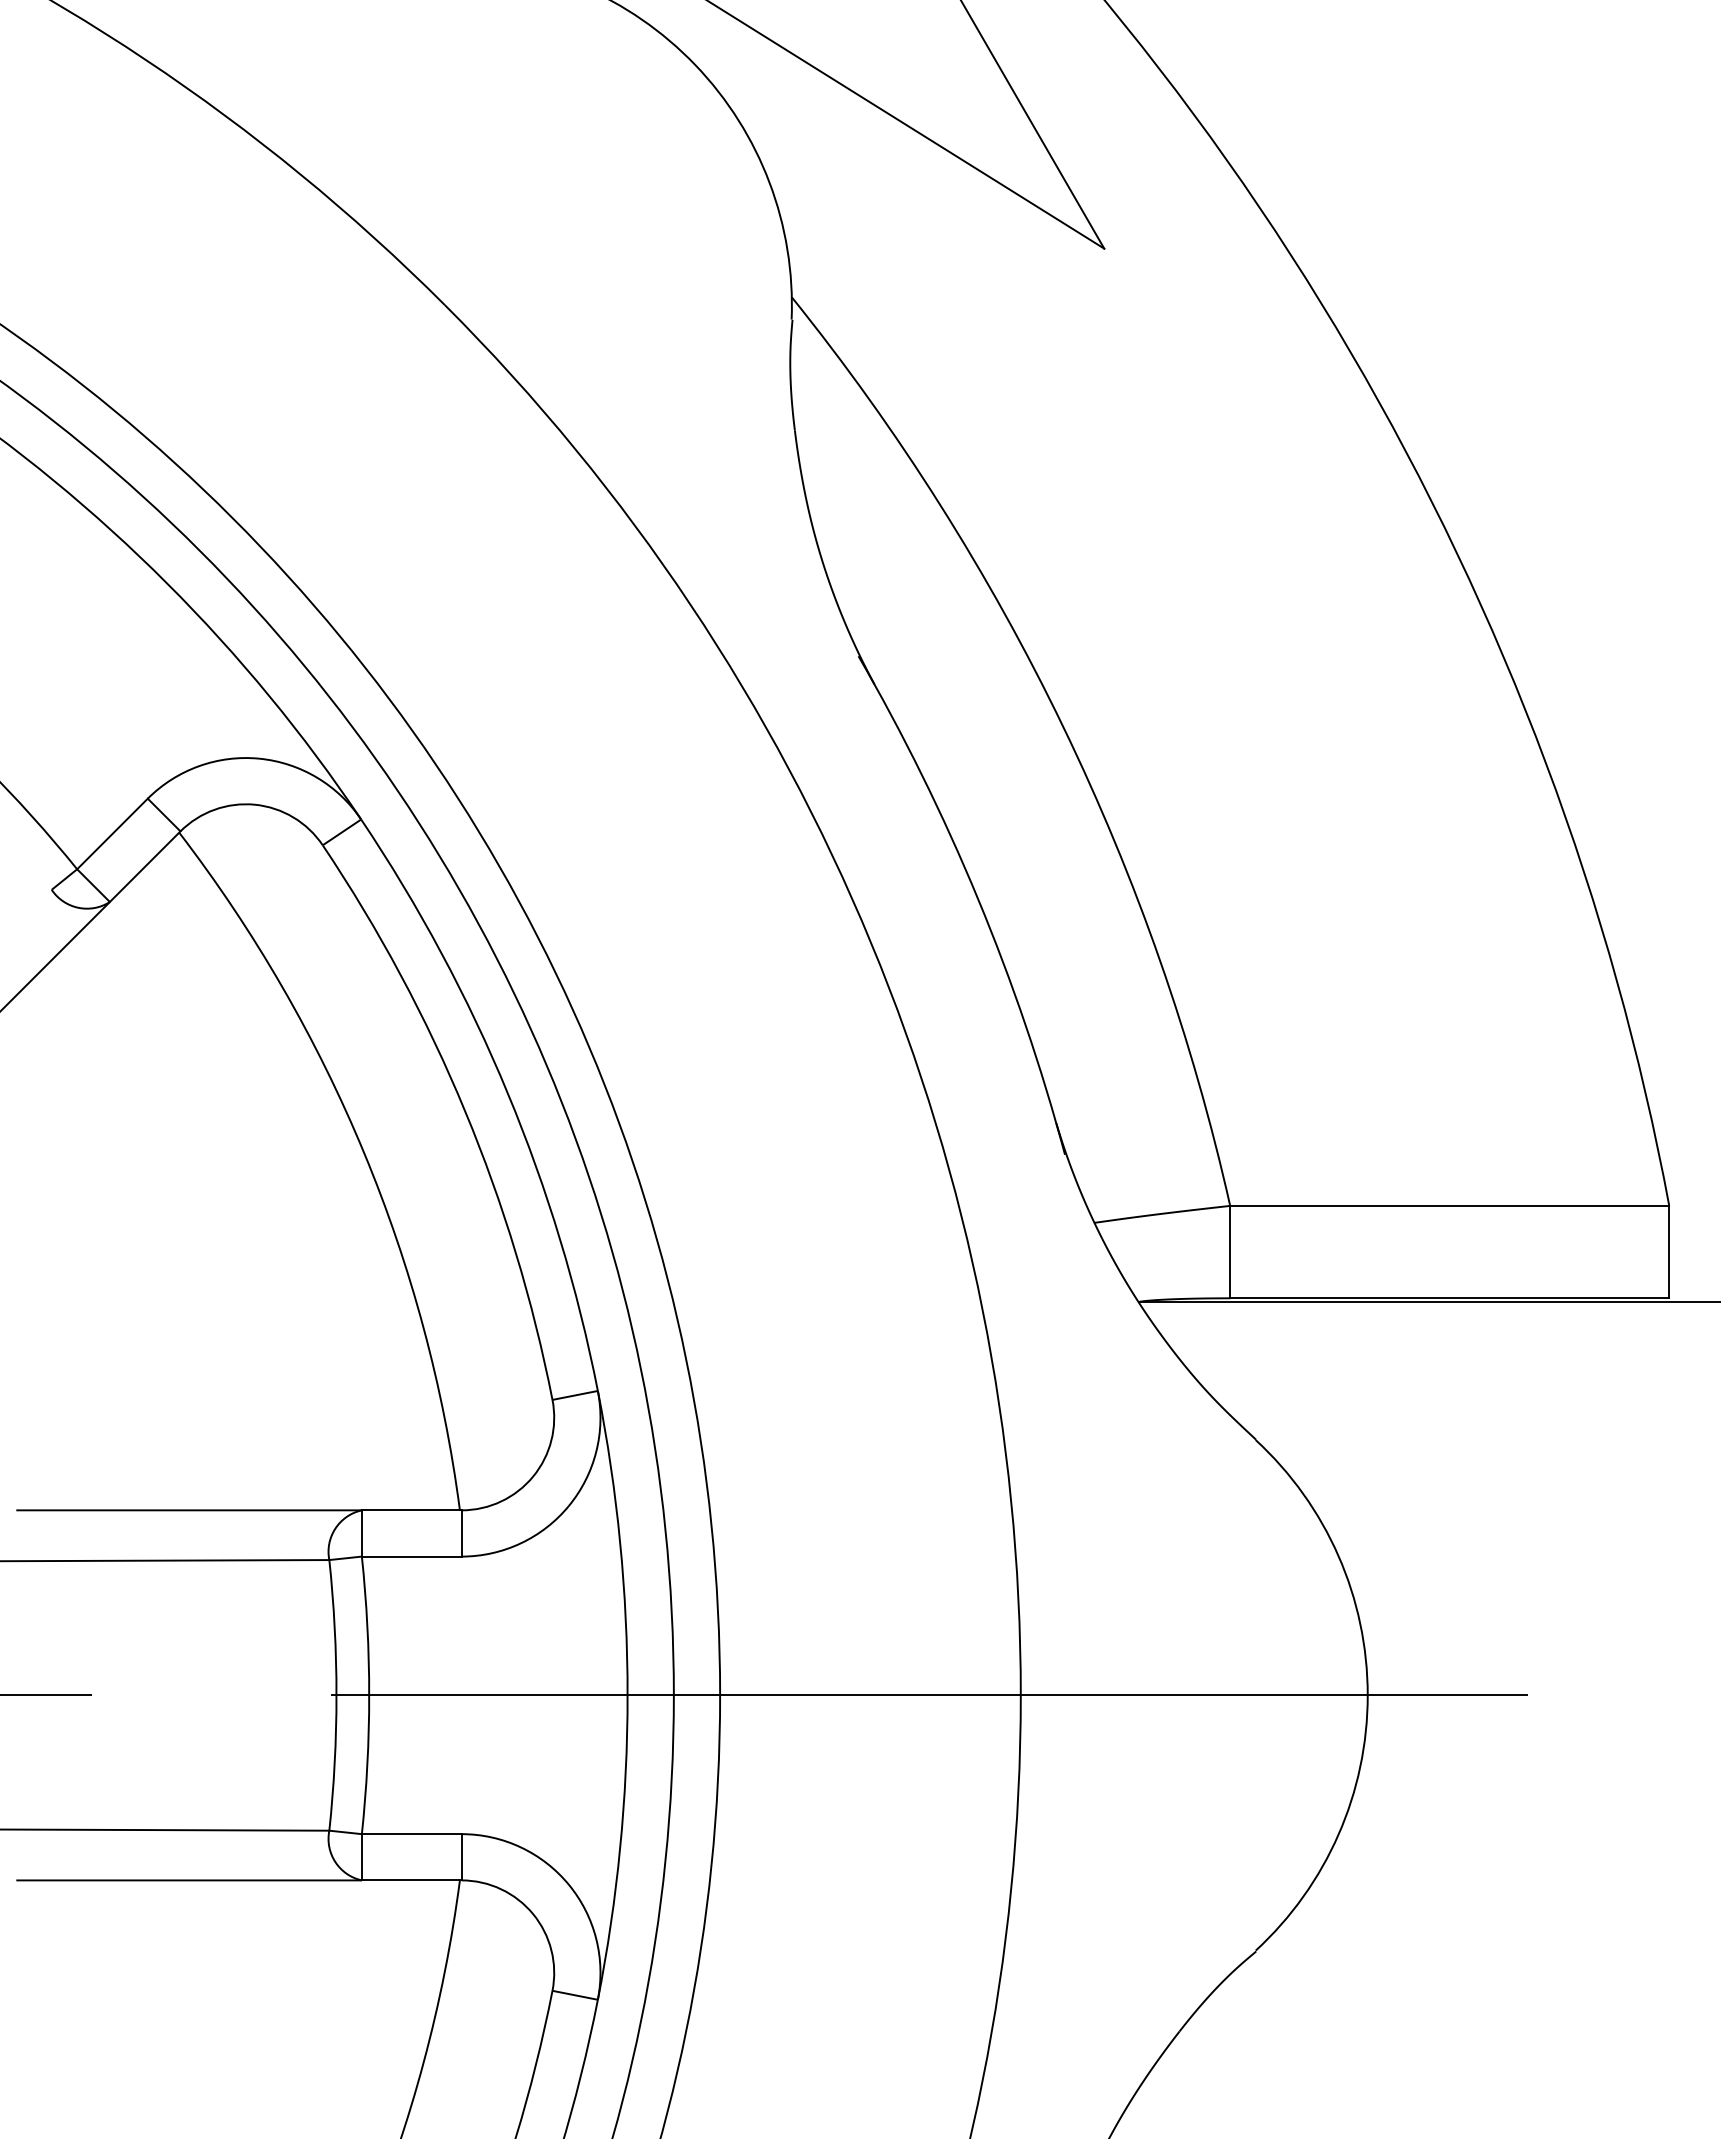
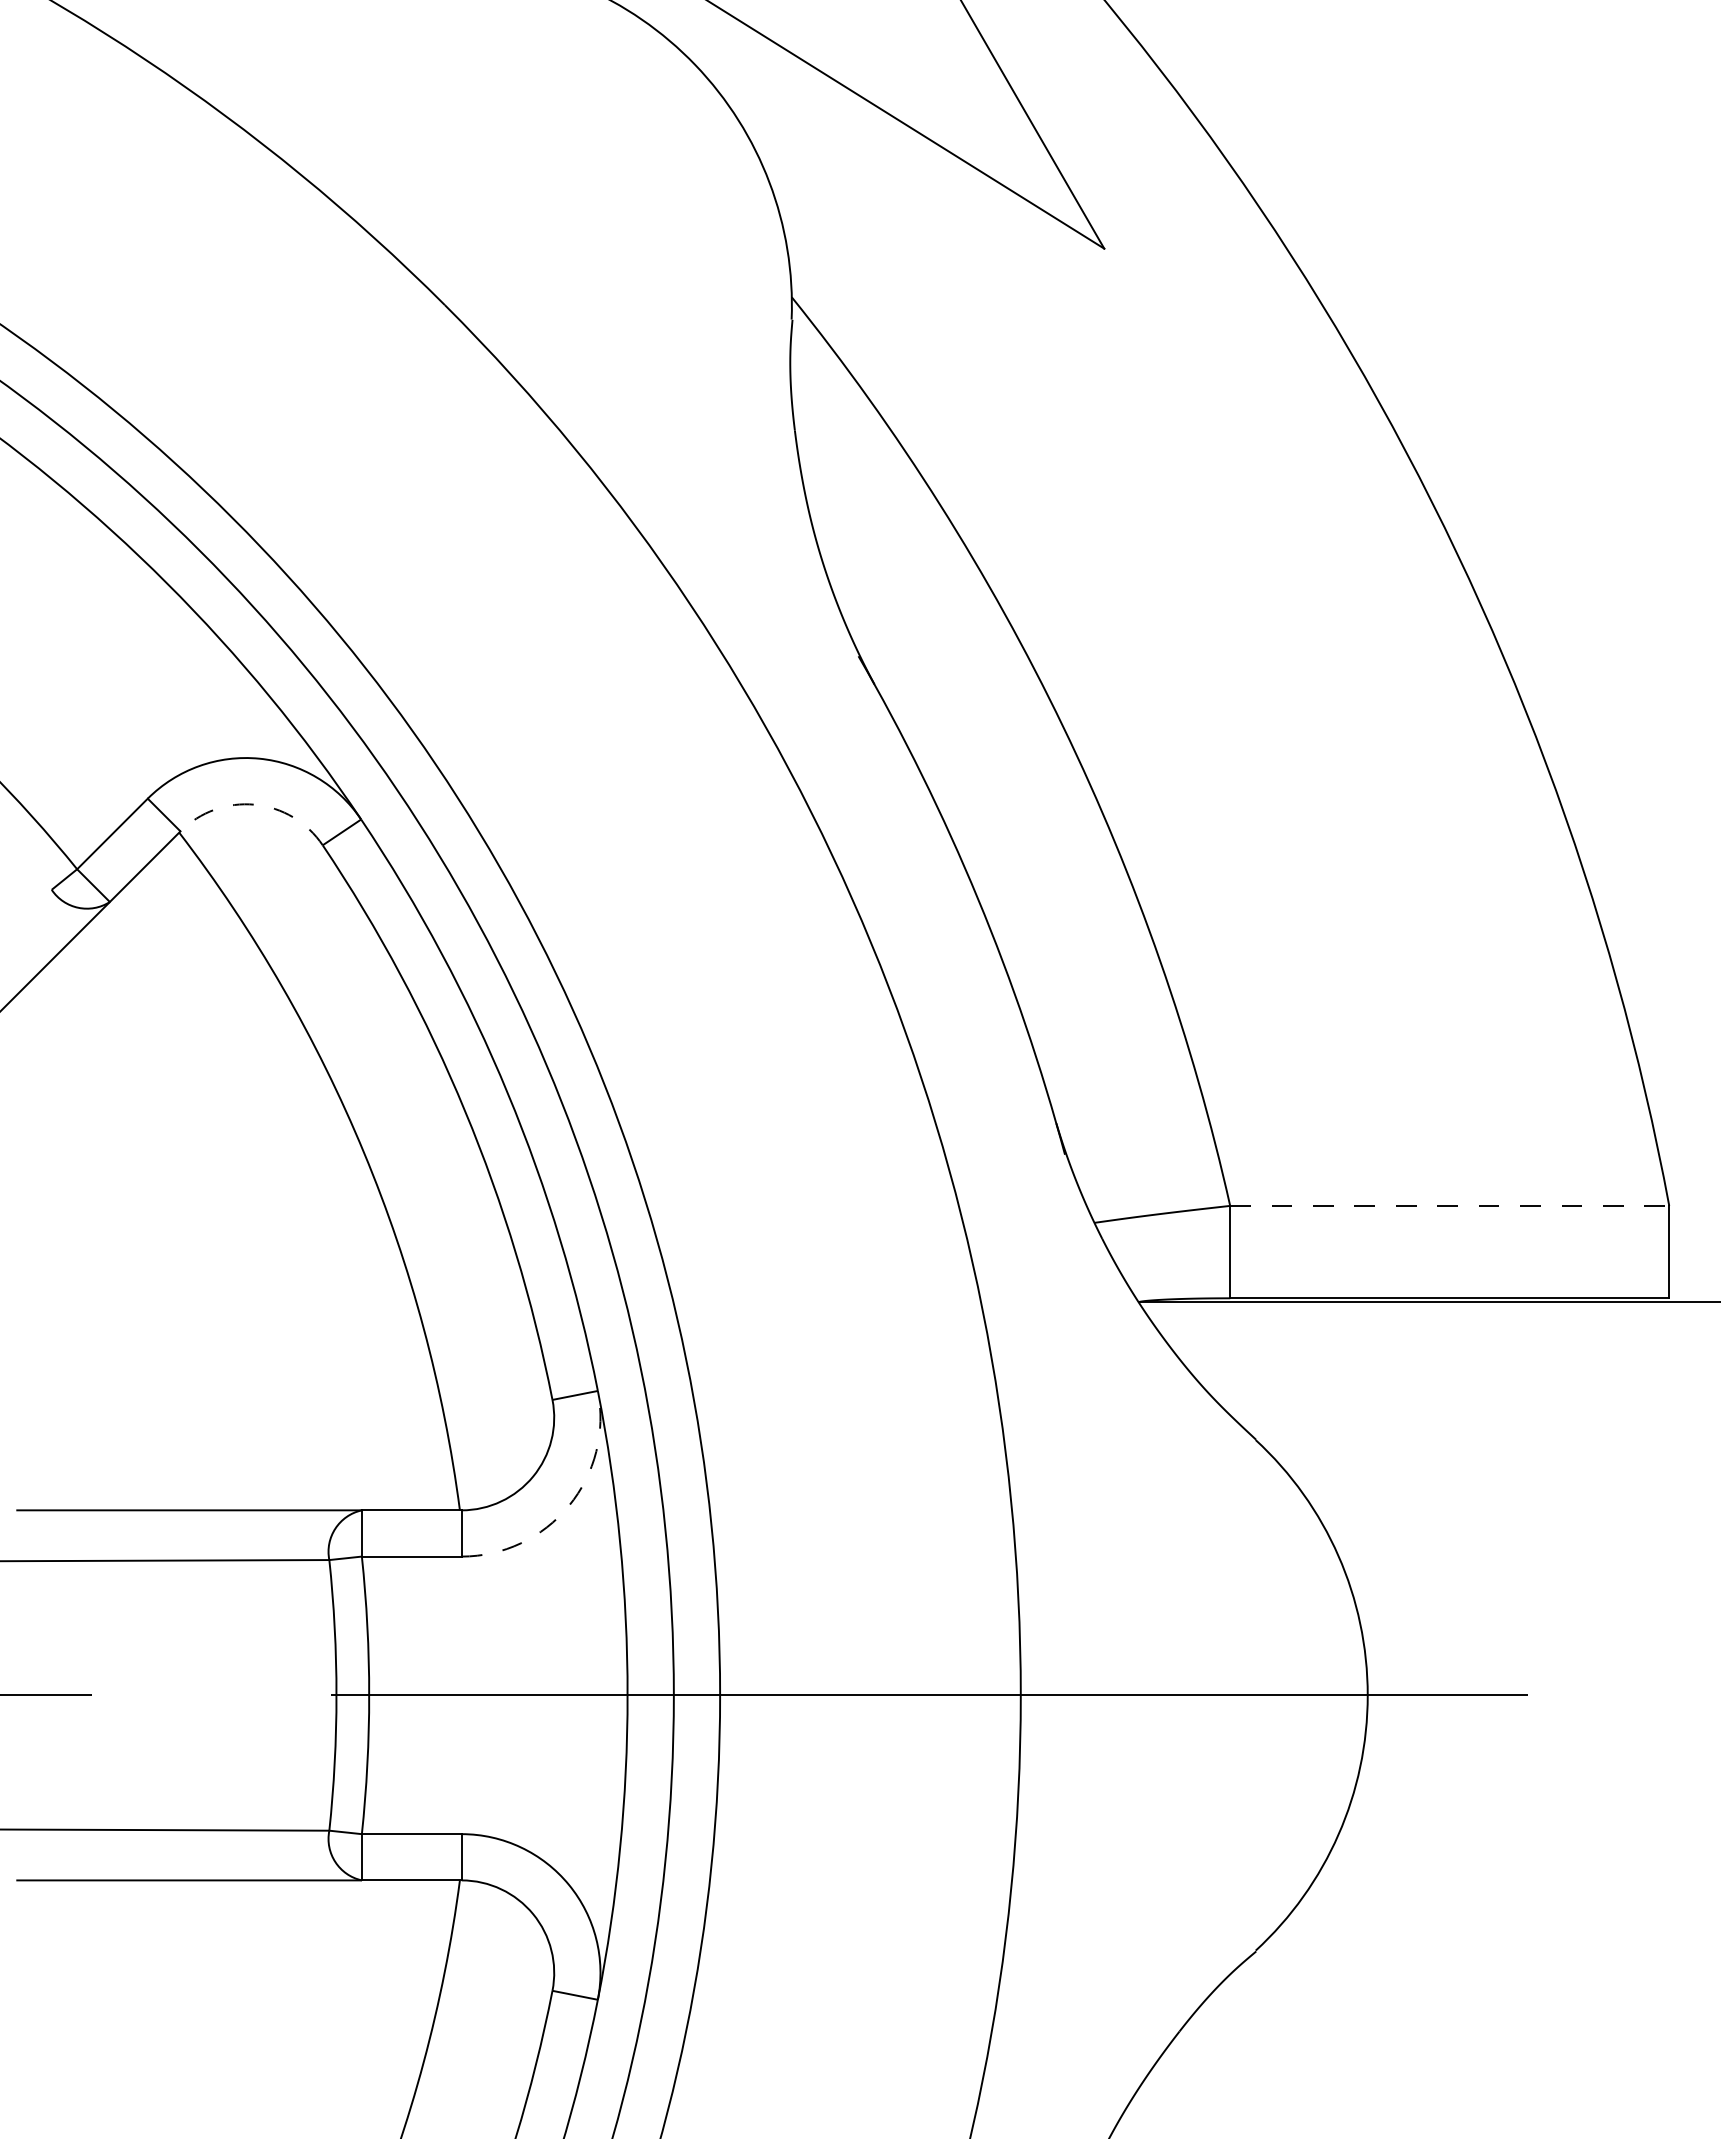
arc: solid -> dashed (254, 804)
line: solid -> dashed (1449, 1205)
arc: solid -> dashed (568, 1505)
